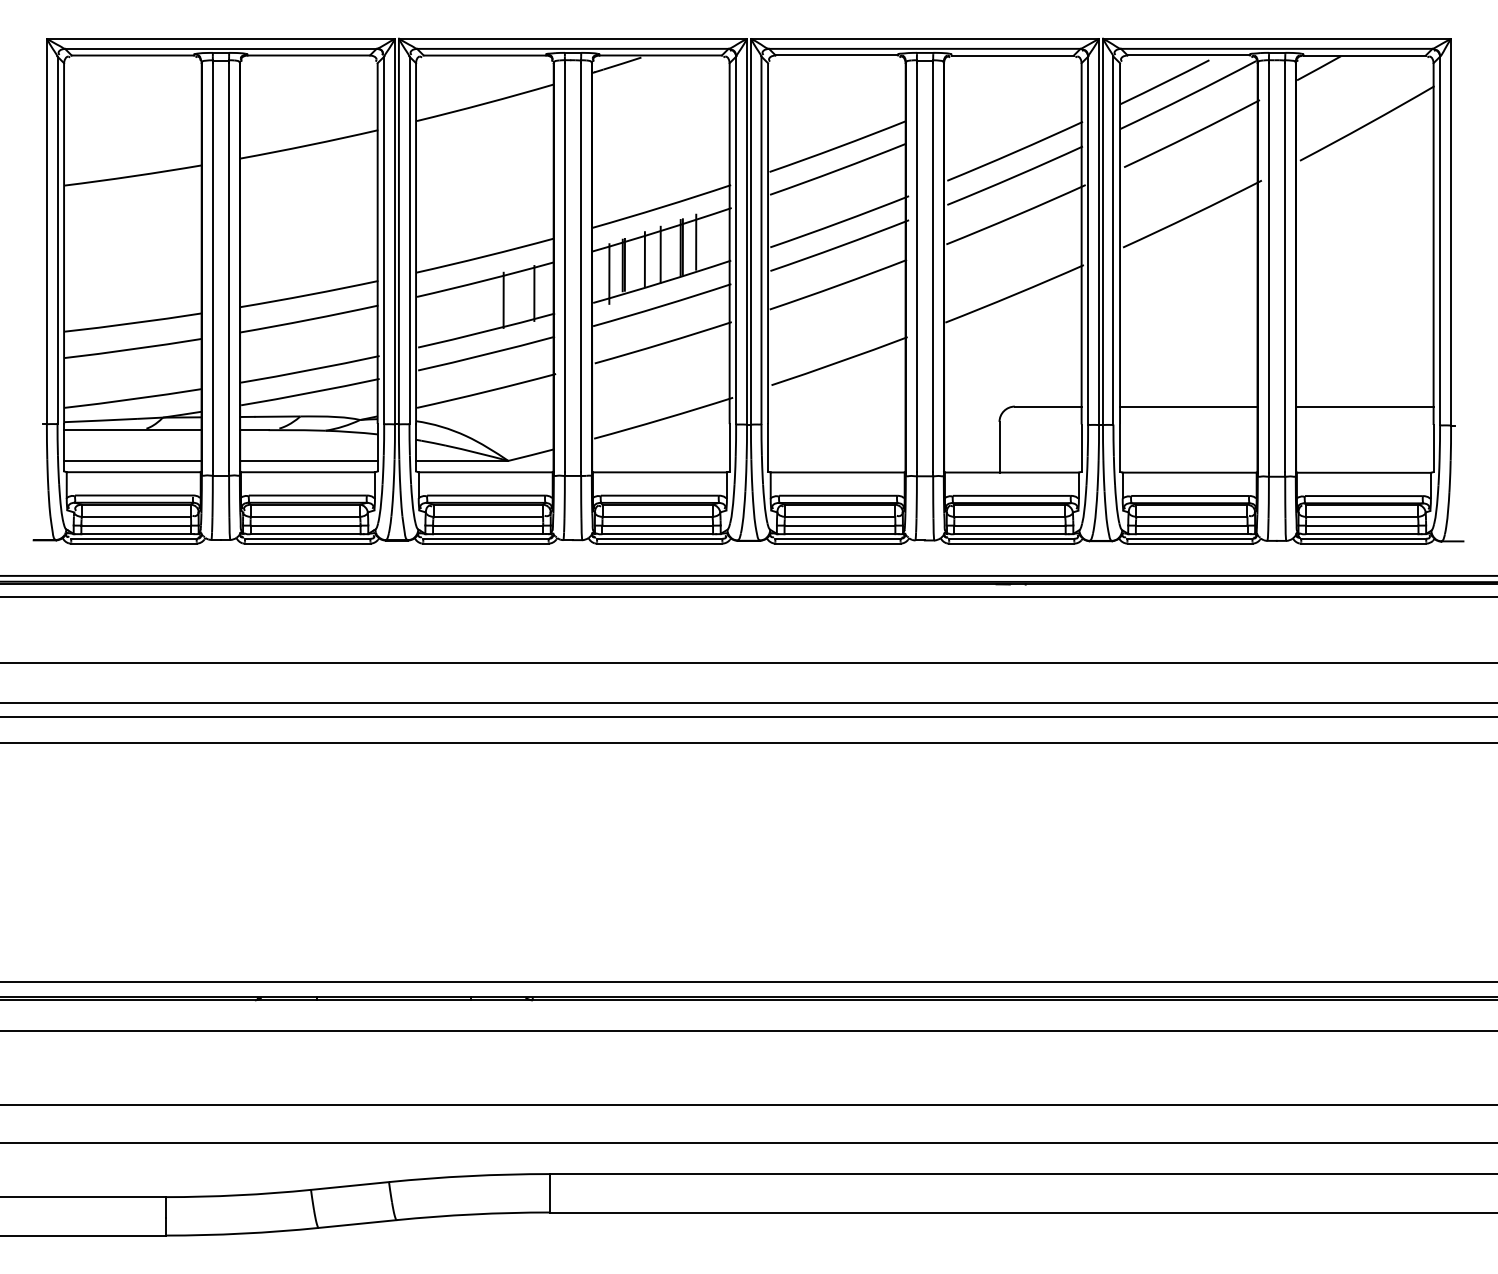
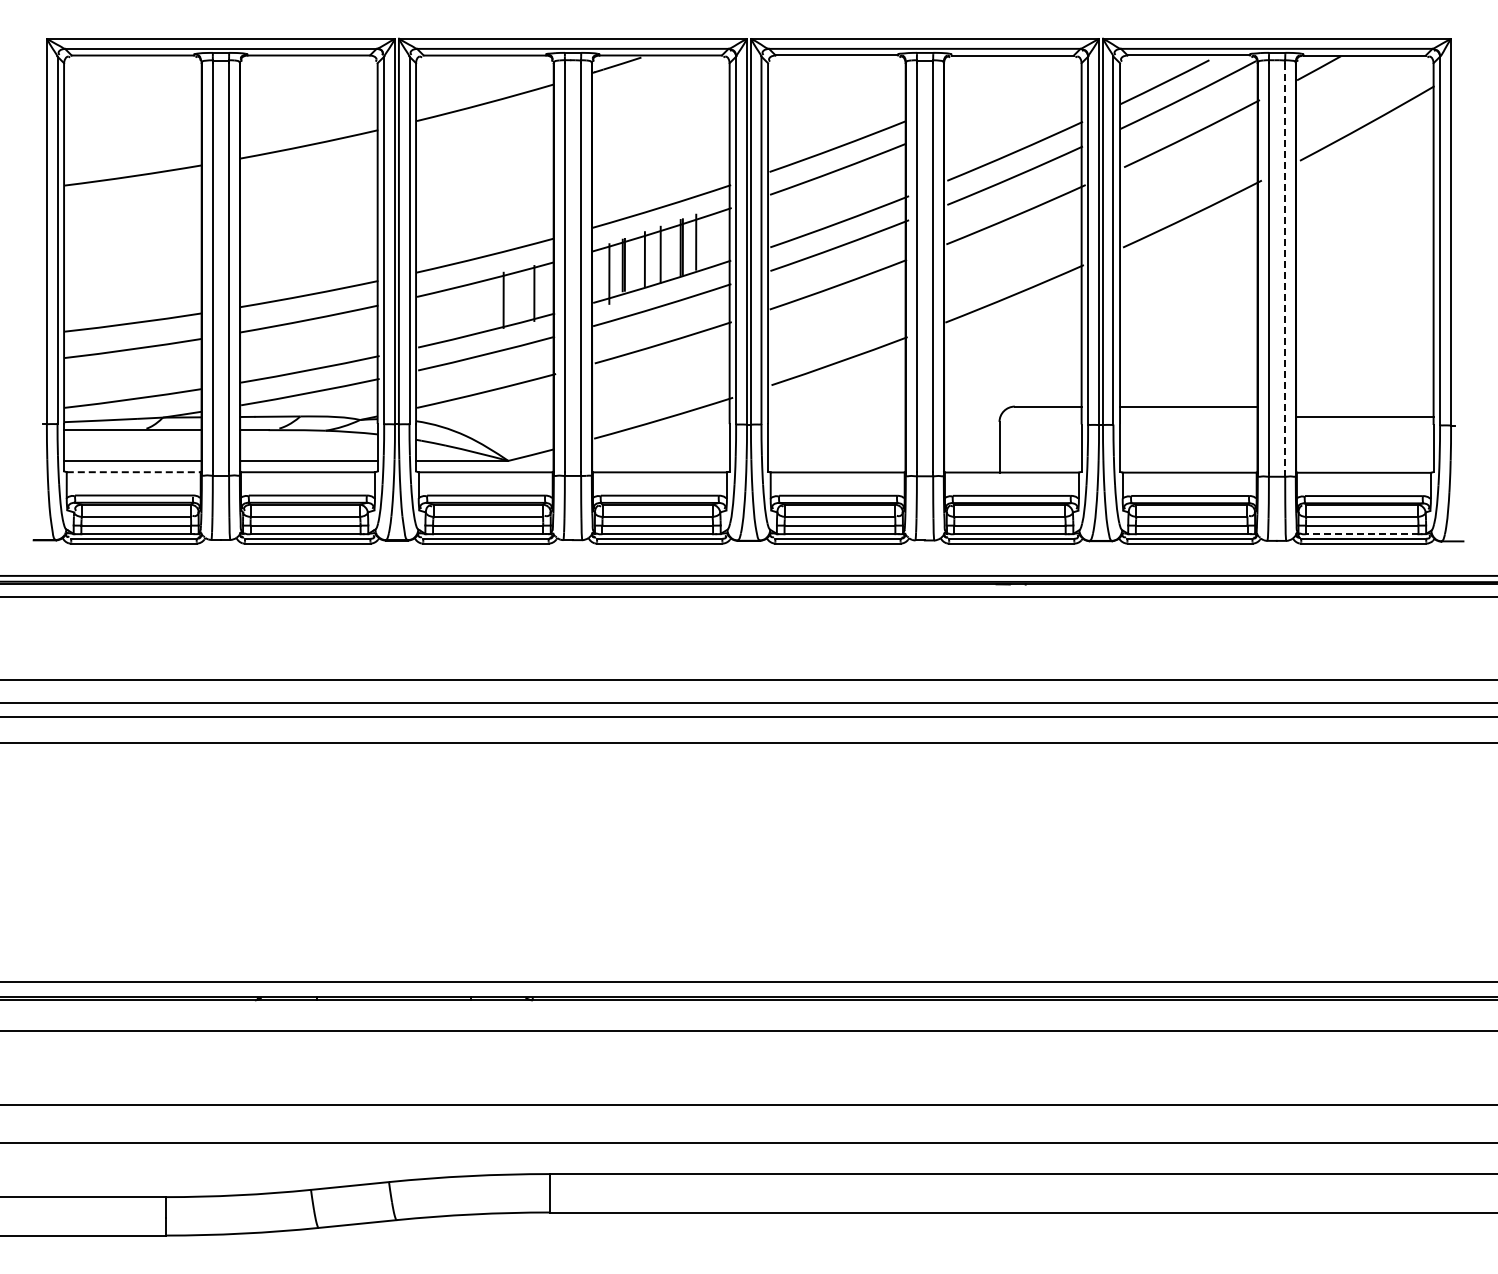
line: solid -> dashed (1285, 268)
line position: (1364, 406) -> (1364, 416) (1364, 416)
line: solid -> dashed (134, 472)
line: solid -> dashed (1361, 534)
line position: (748, 663) -> (748, 680) (748, 680)
